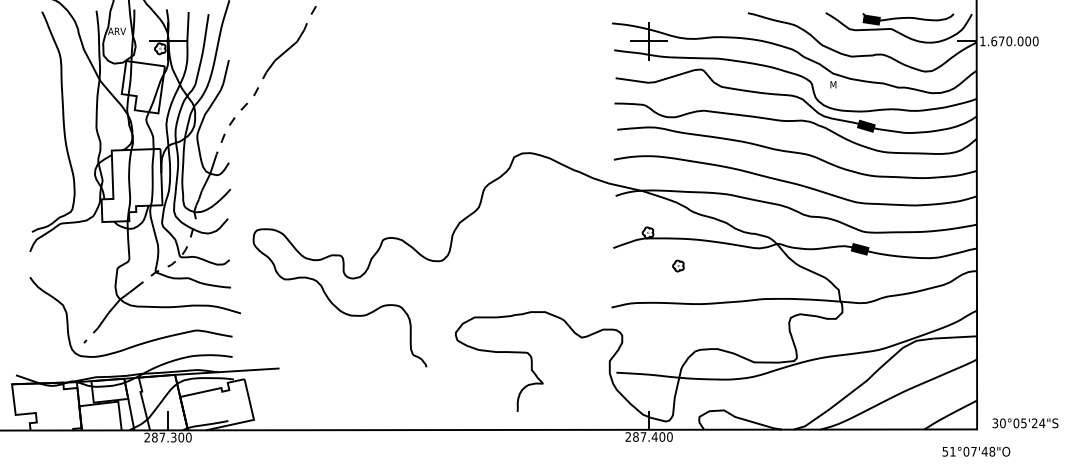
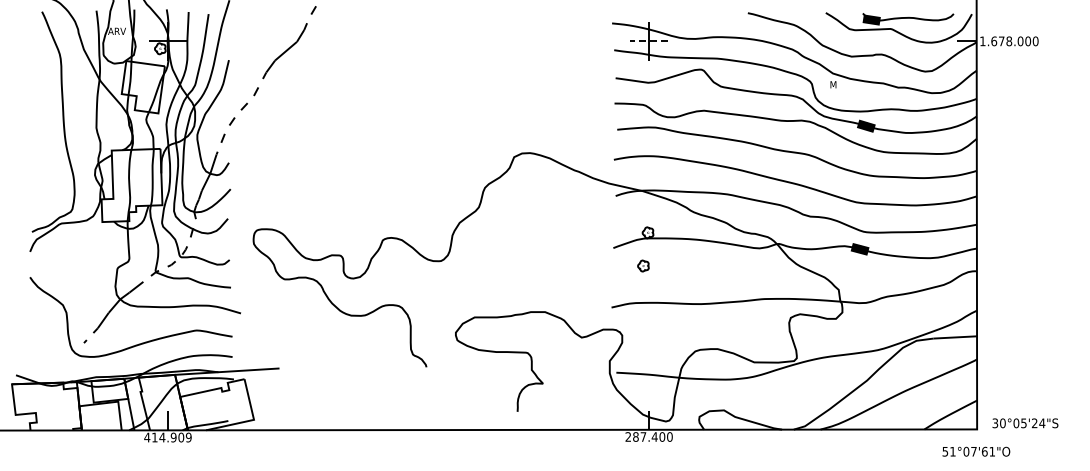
text: 1.670.000 -> 1.678.000 (1009, 40)
line: solid -> dashed (648, 41)
part position: (678, 265) -> (643, 265) (643, 265)
text: 287.300 -> 414.909 (167, 437)
text: 51°07'48"O -> 51°07'61"O (988, 451)
